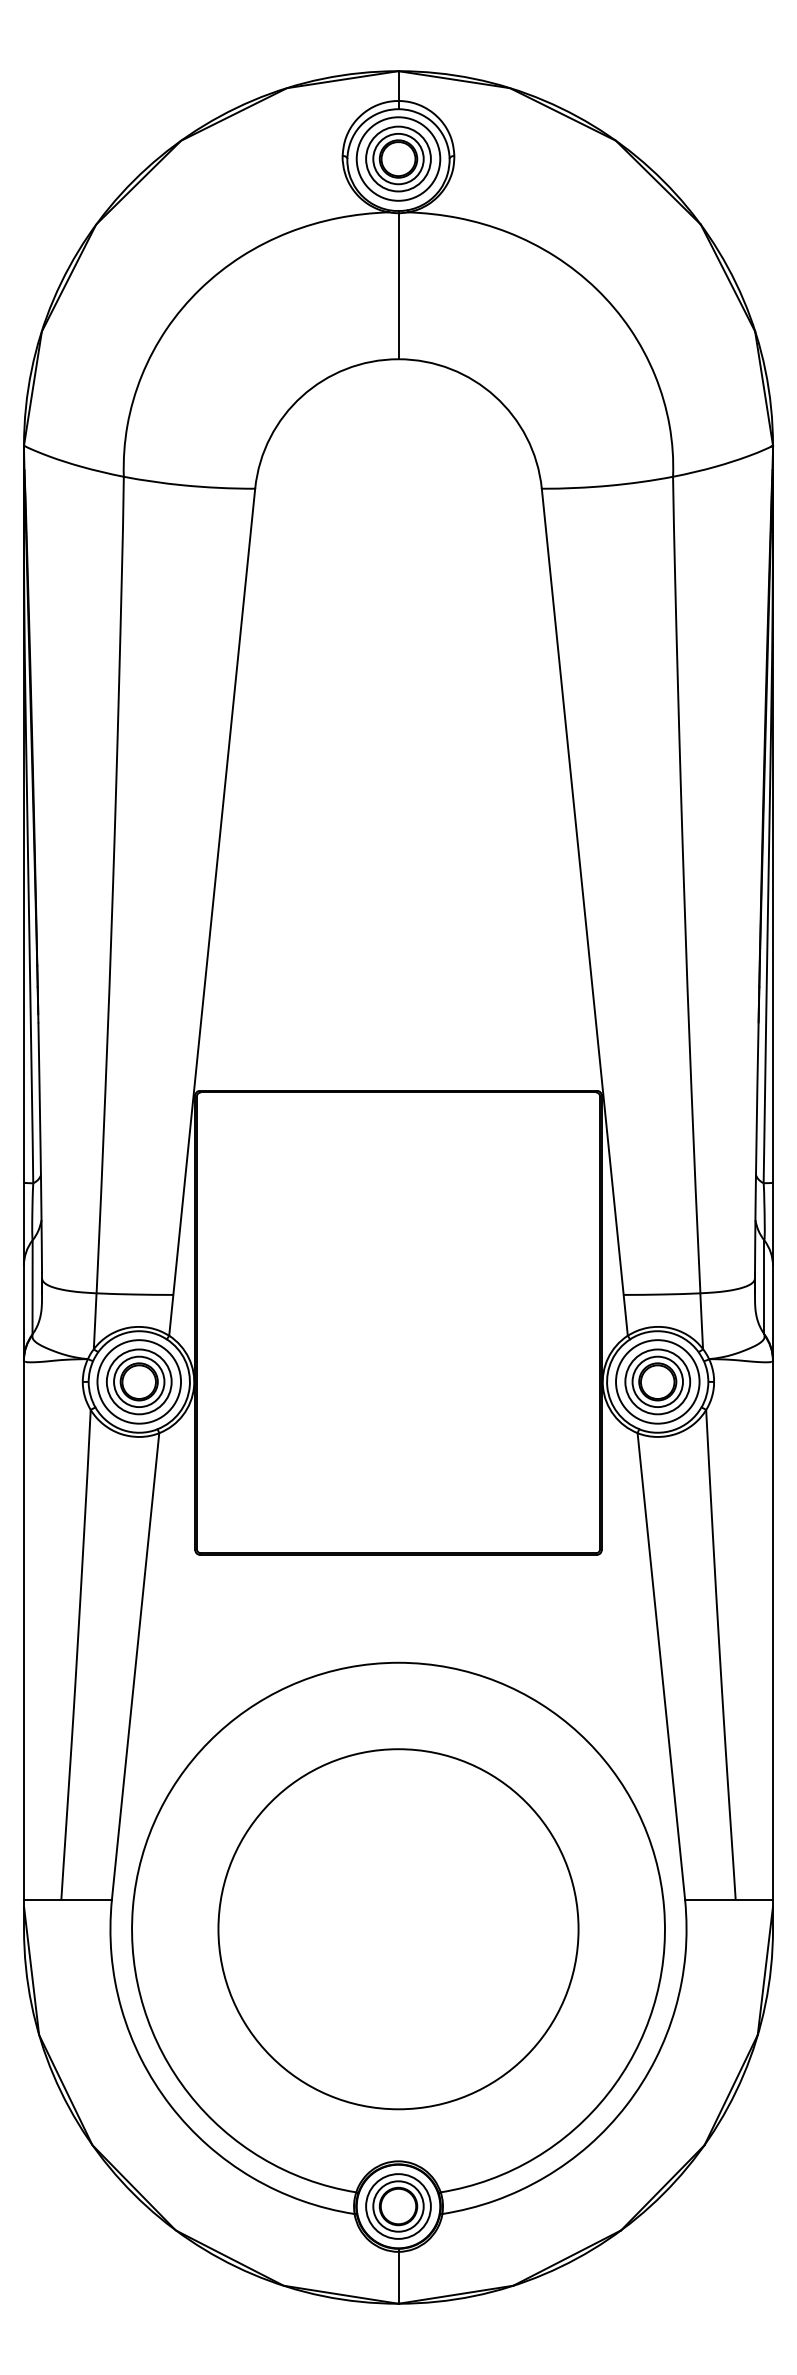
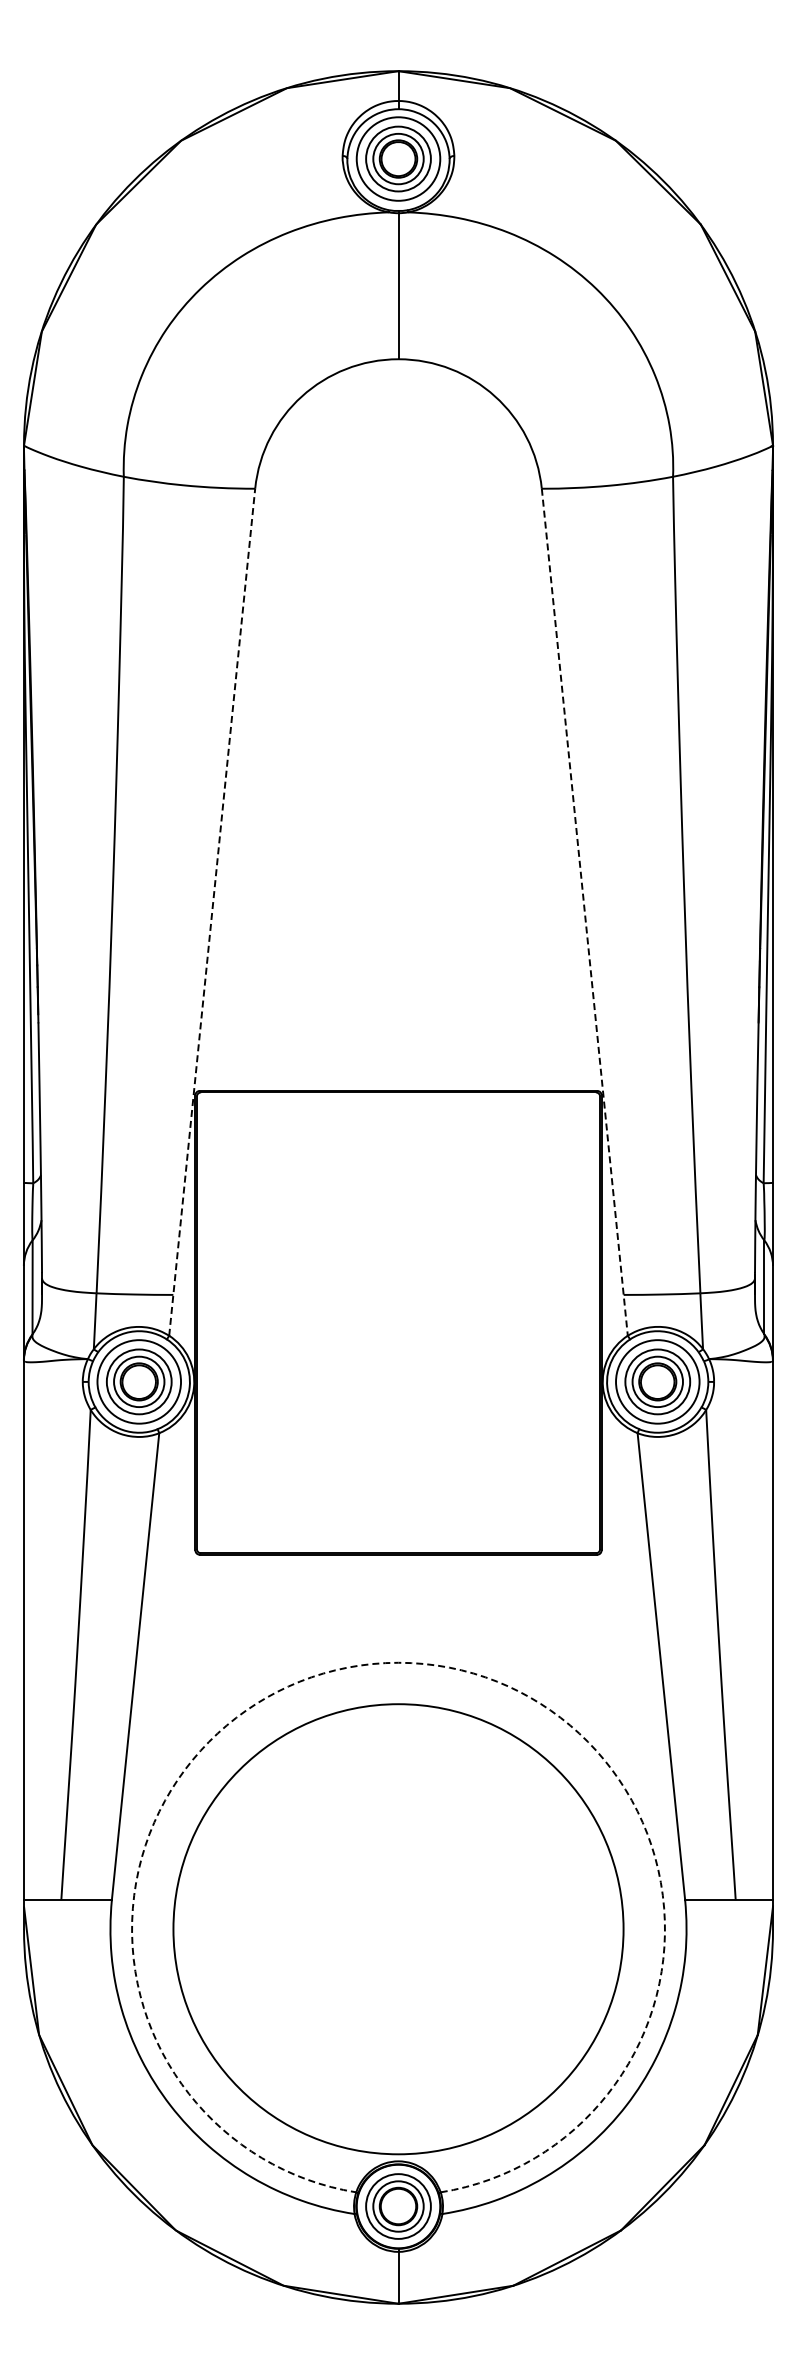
line: solid -> dashed (212, 912)
line: solid -> dashed (584, 912)
arc: solid -> dashed (398, 1662)
circle diameter: 360 px -> 450 px (398, 1929)
